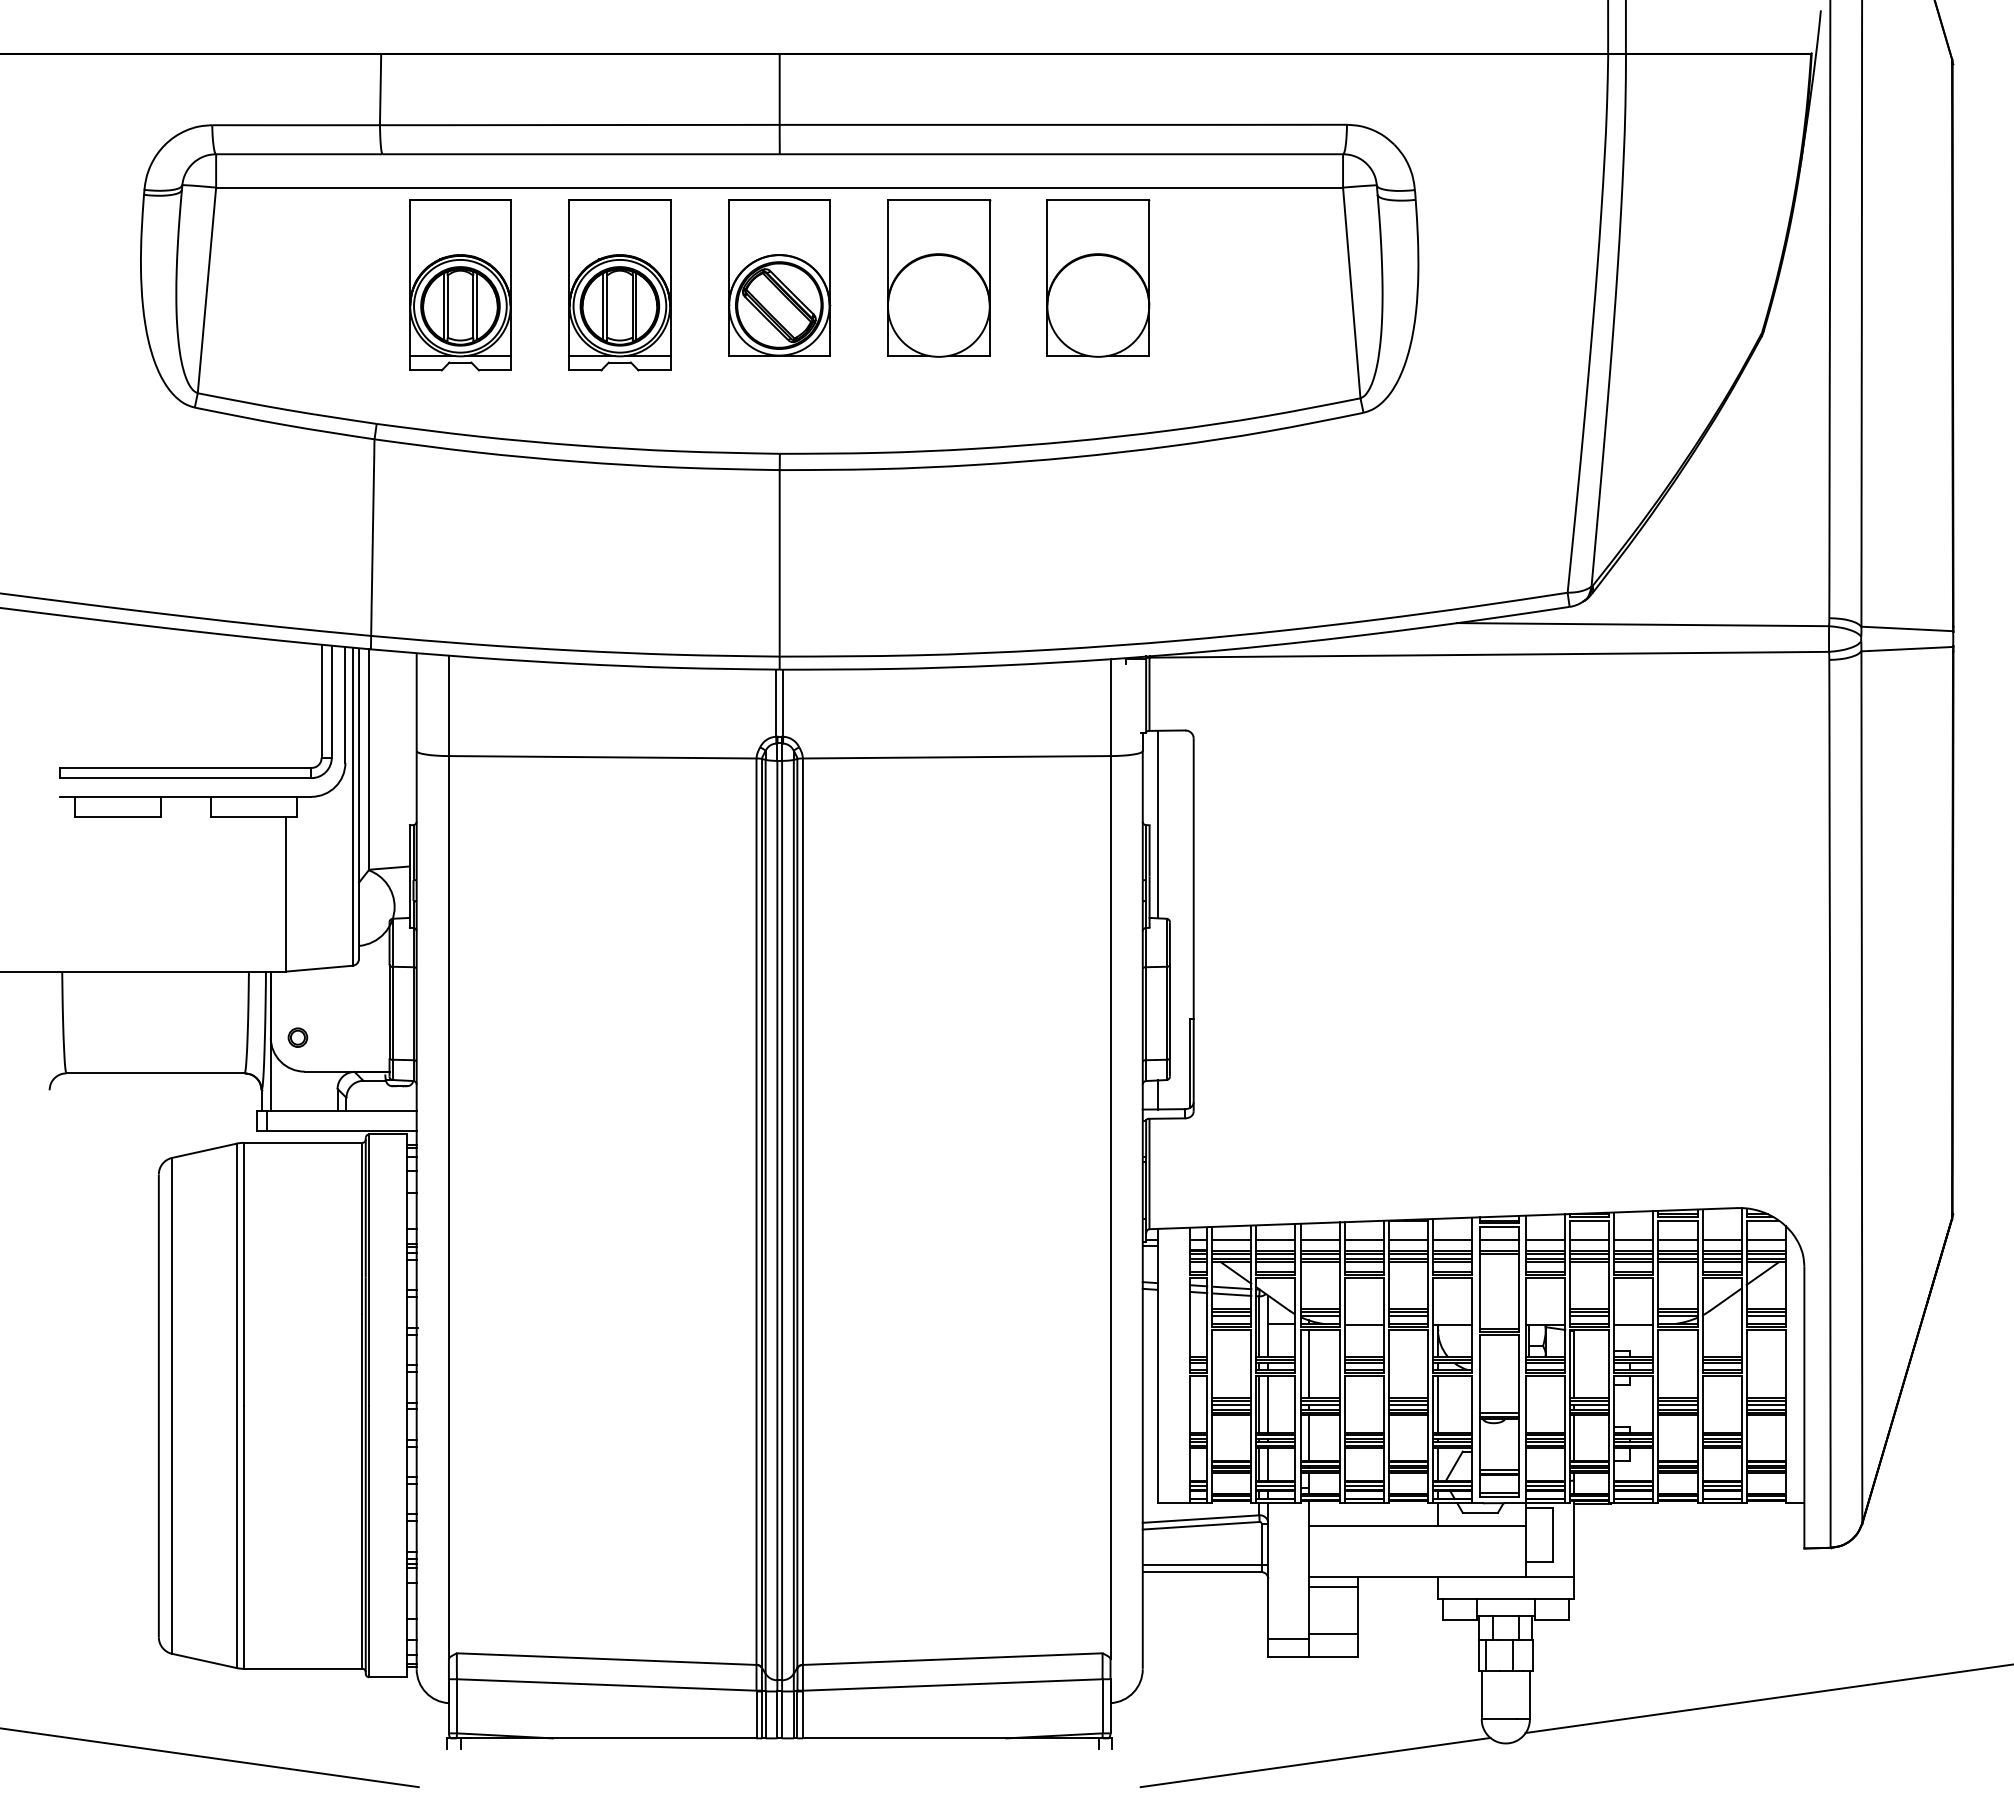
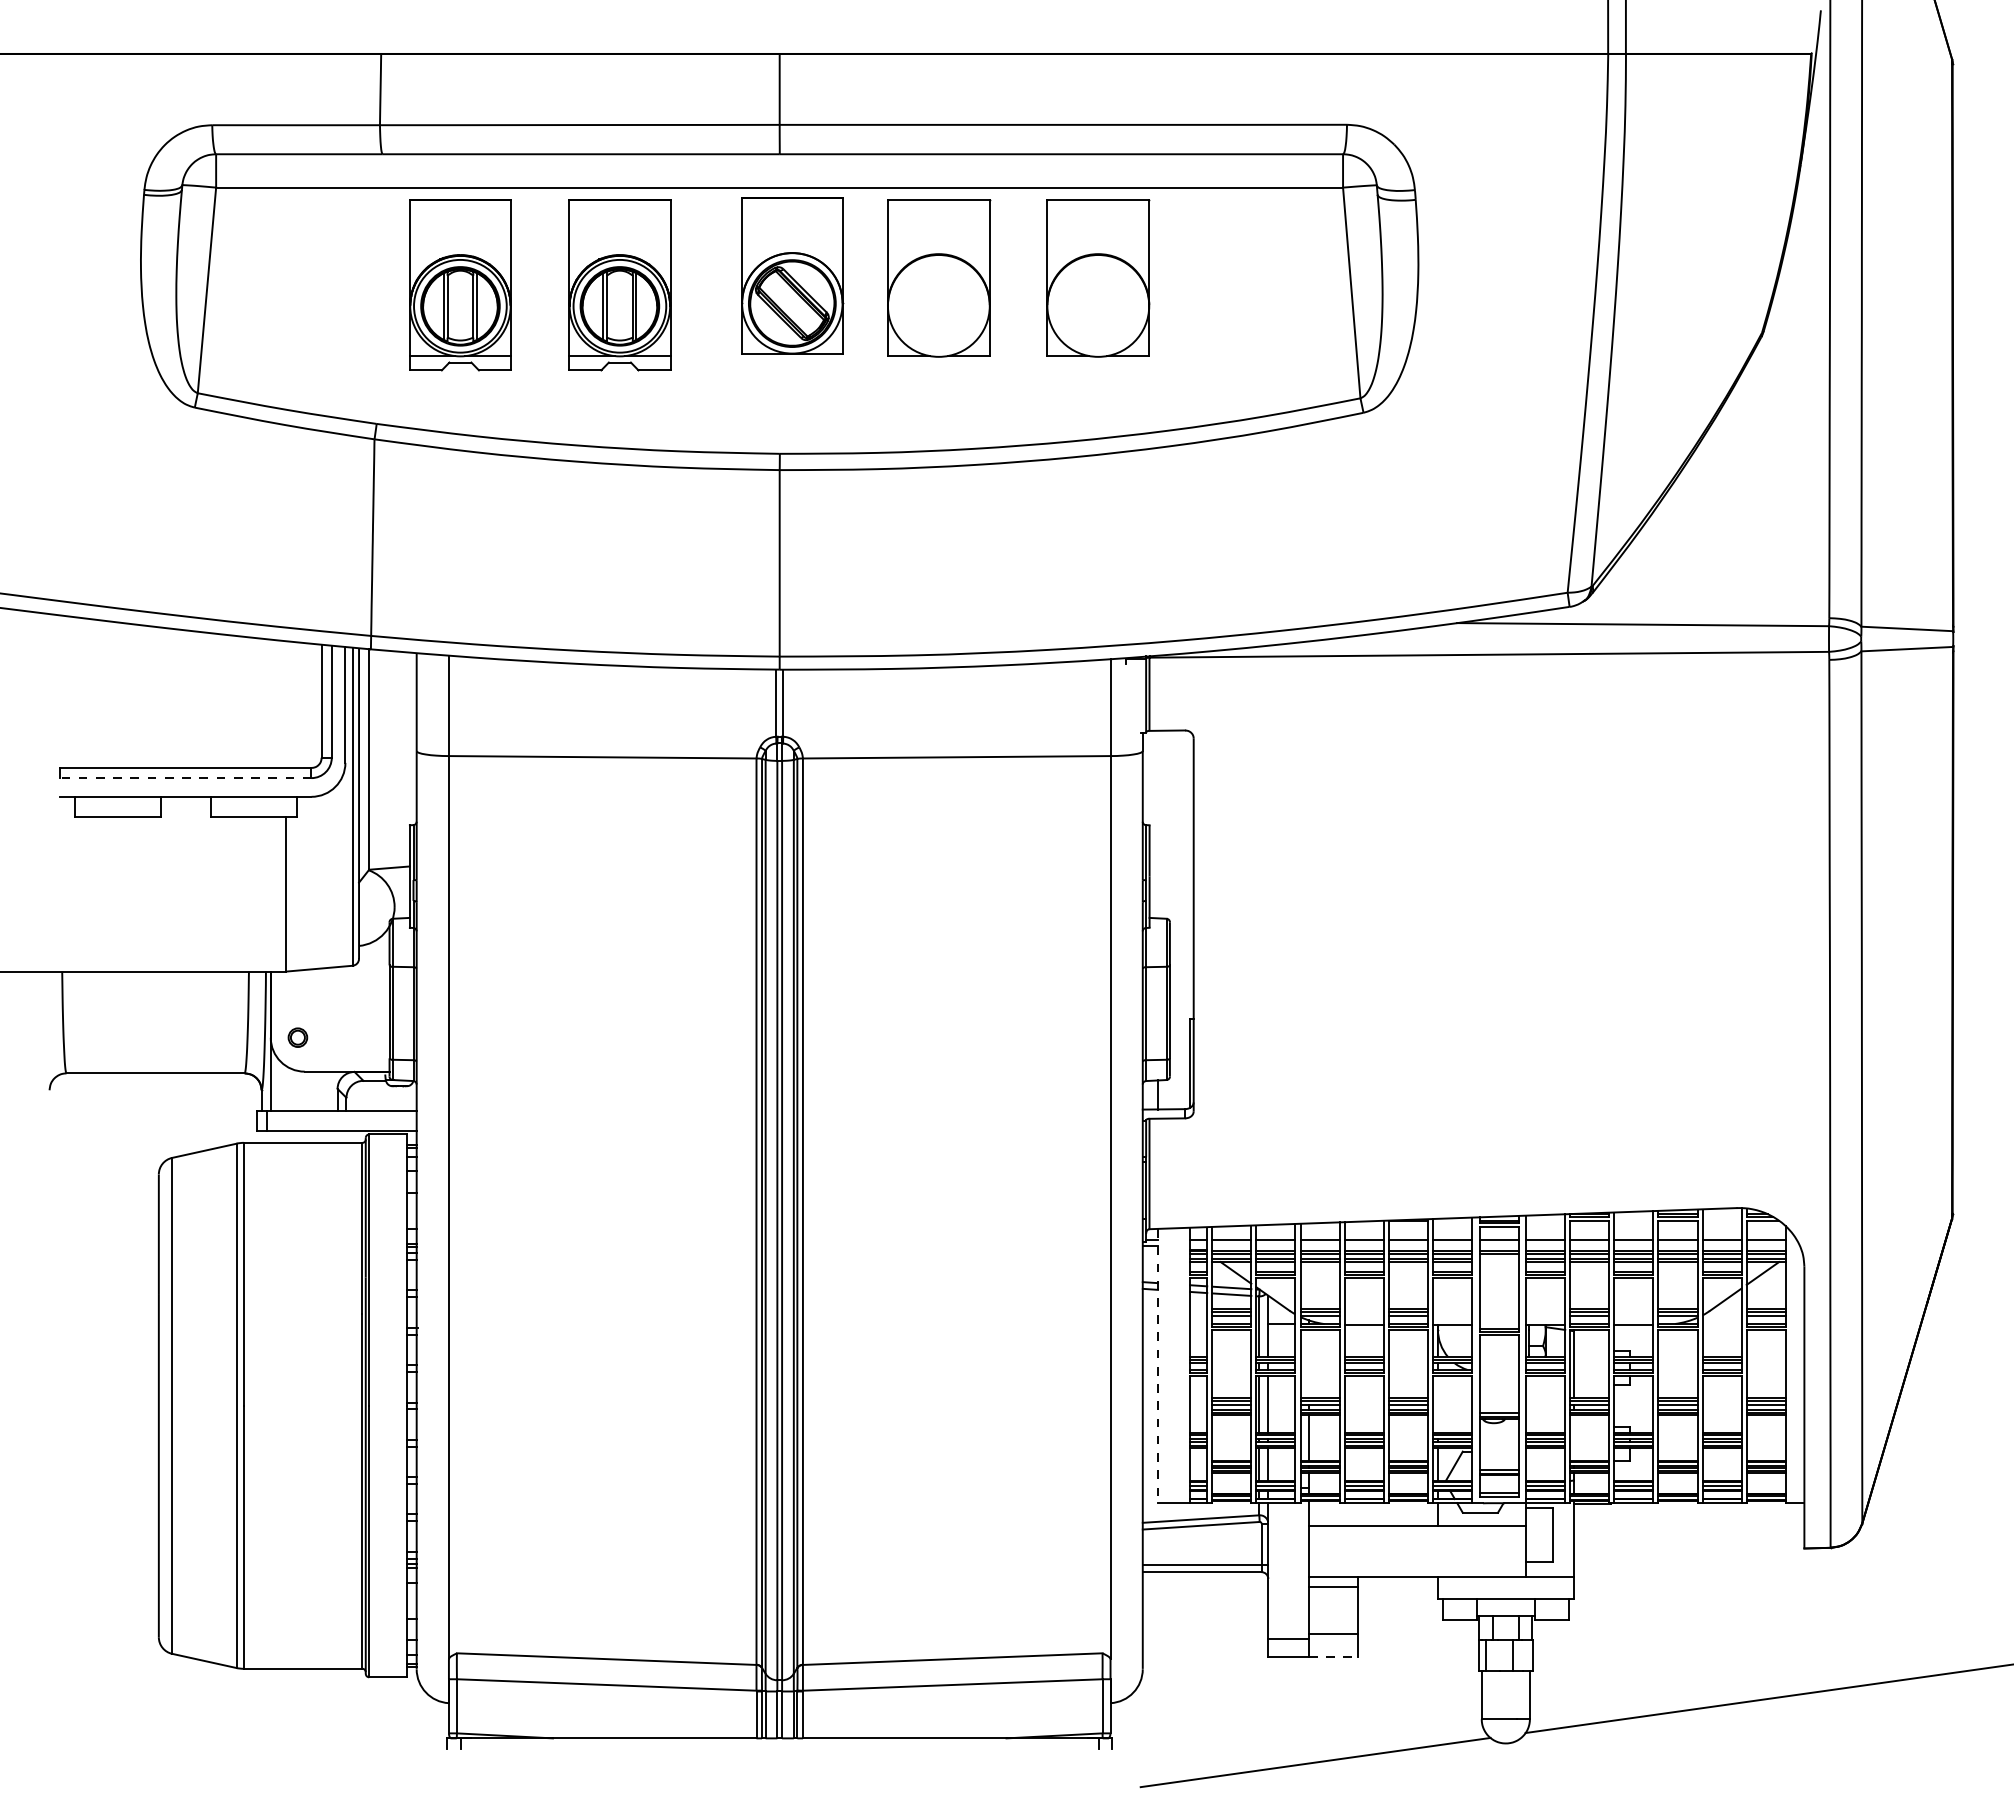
part position: (779, 277) -> (792, 275) (792, 275)
line: solid -> dashed (185, 778)
line: present -> none (1158, 824)
line: present -> none (1309, 1364)
line: solid -> dashed (1158, 1366)
line: present -> none (1437, 1404)
line: present -> none (1573, 1437)
line: solid -> dashed (1333, 1656)
line: present -> none (210, 1757)
